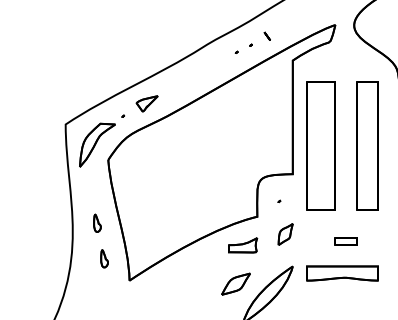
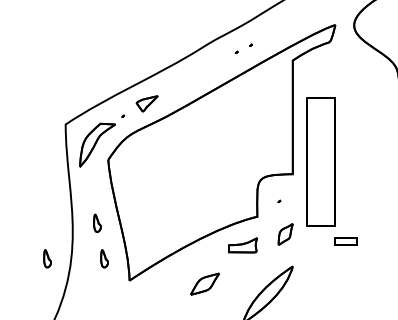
part: present -> none (266, 35)
part position: (320, 145) -> (320, 161) (320, 161)
part: present -> none (367, 145)
part: none -> present (47, 258)
part: present -> none (342, 273)
part position: (235, 283) -> (204, 283) (204, 283)
